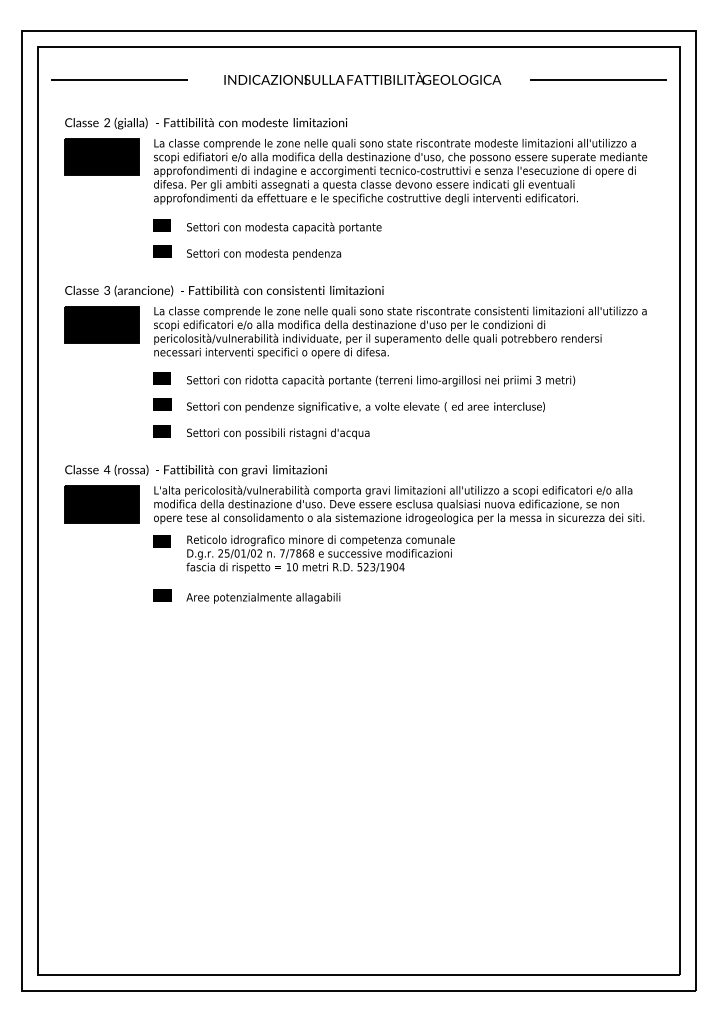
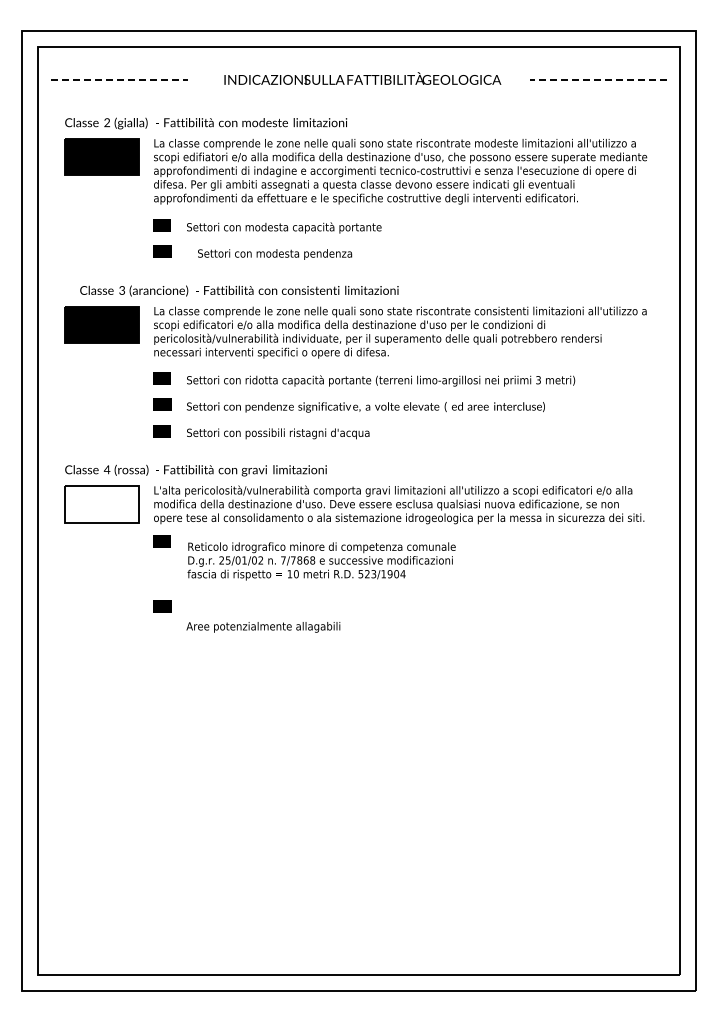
line: solid -> dashed (120, 79)
line: solid -> dashed (597, 79)
text position: (264, 254) -> (275, 254) (275, 254)
text position: (224, 290) -> (239, 290) (239, 290)
fill: present -> none (101, 504)
text position: (320, 554) -> (321, 561) (321, 561)
text position: (162, 595) -> (162, 606) (162, 606)
text position: (263, 598) -> (263, 627) (263, 627)
